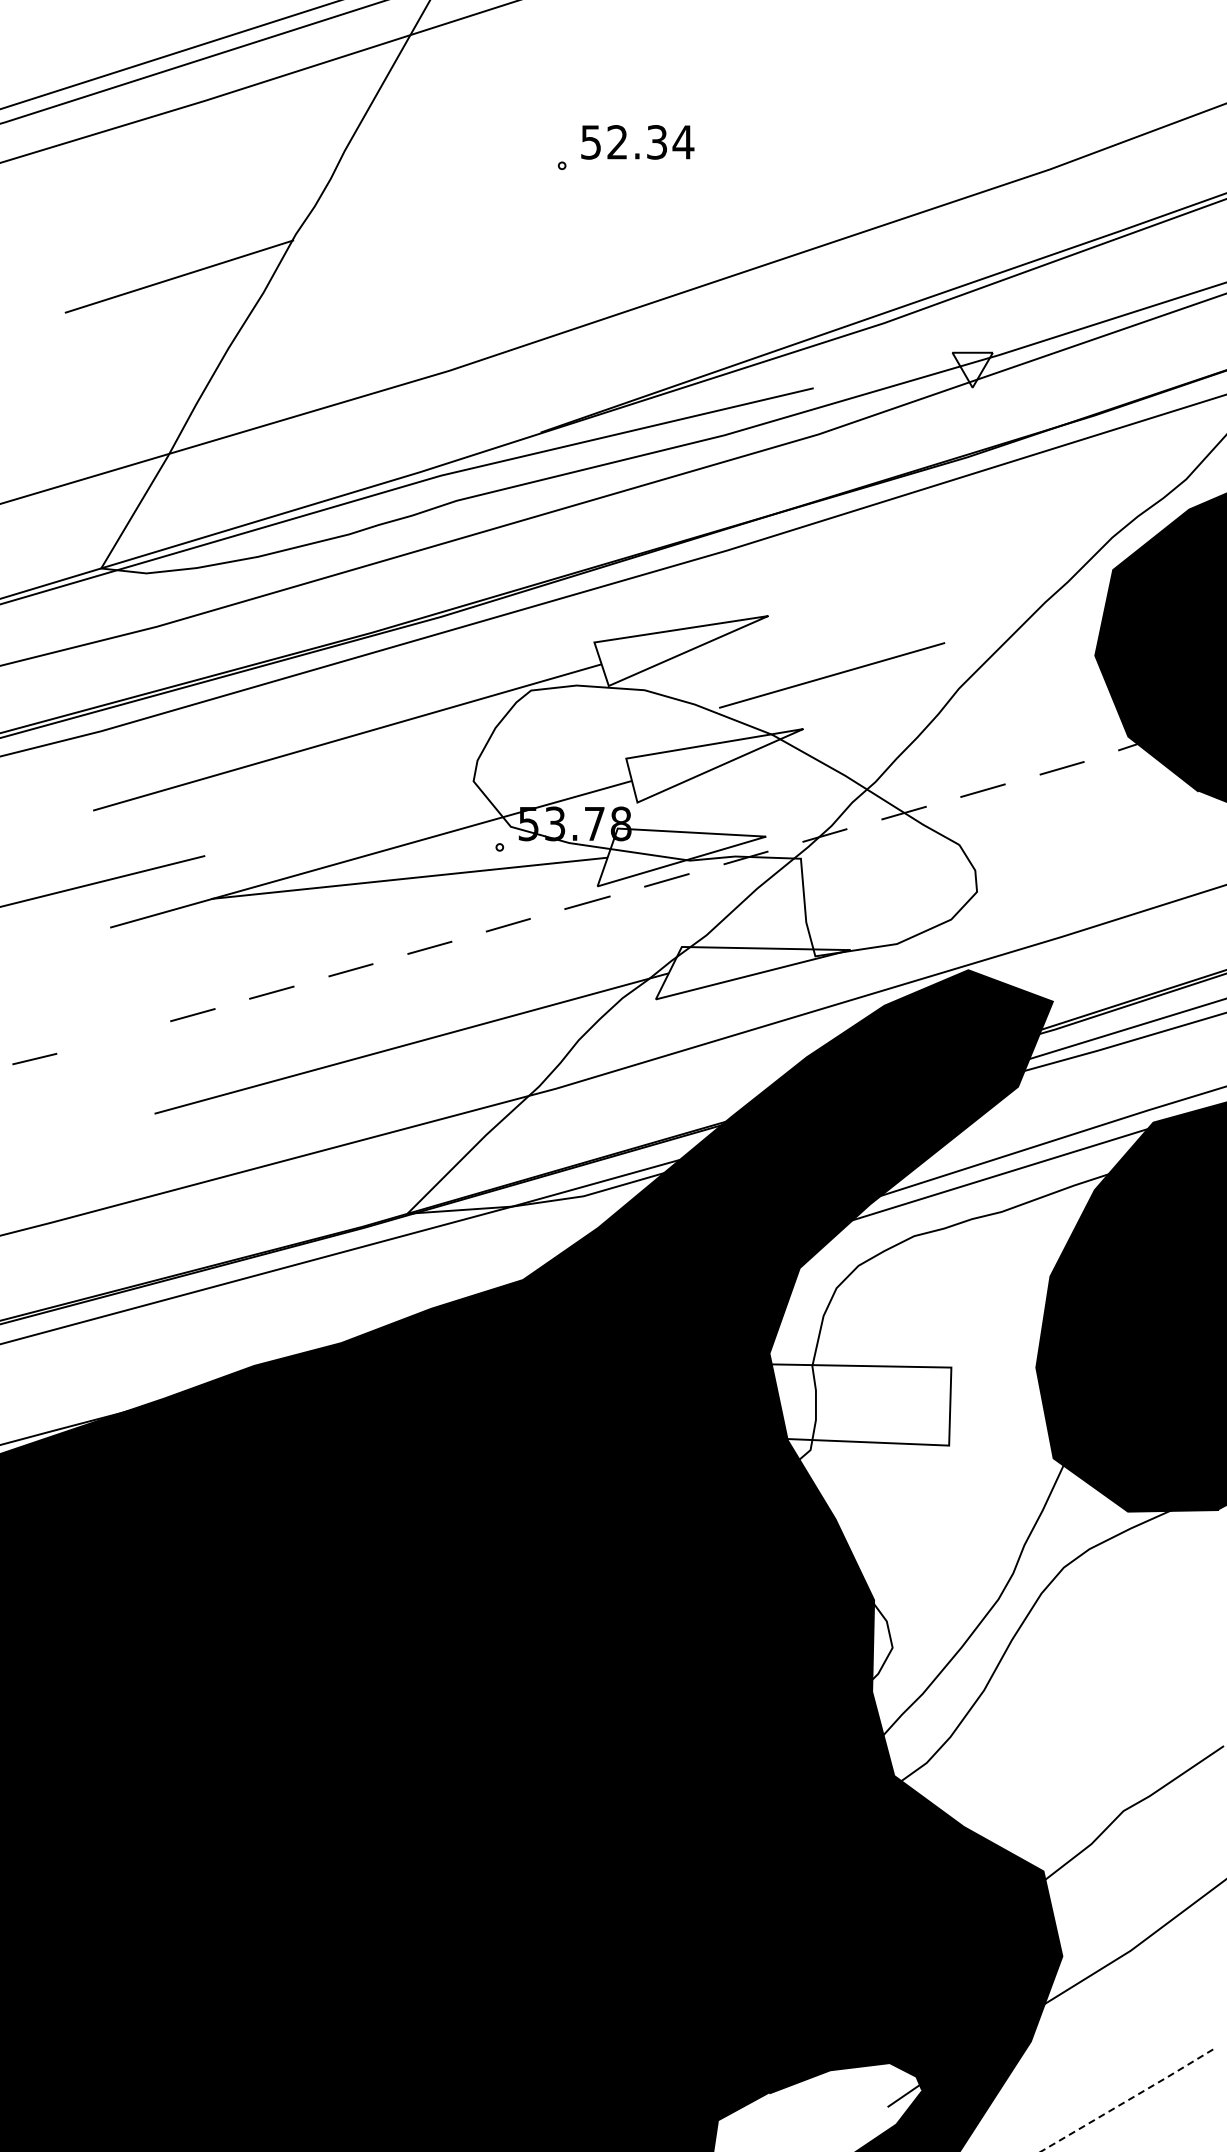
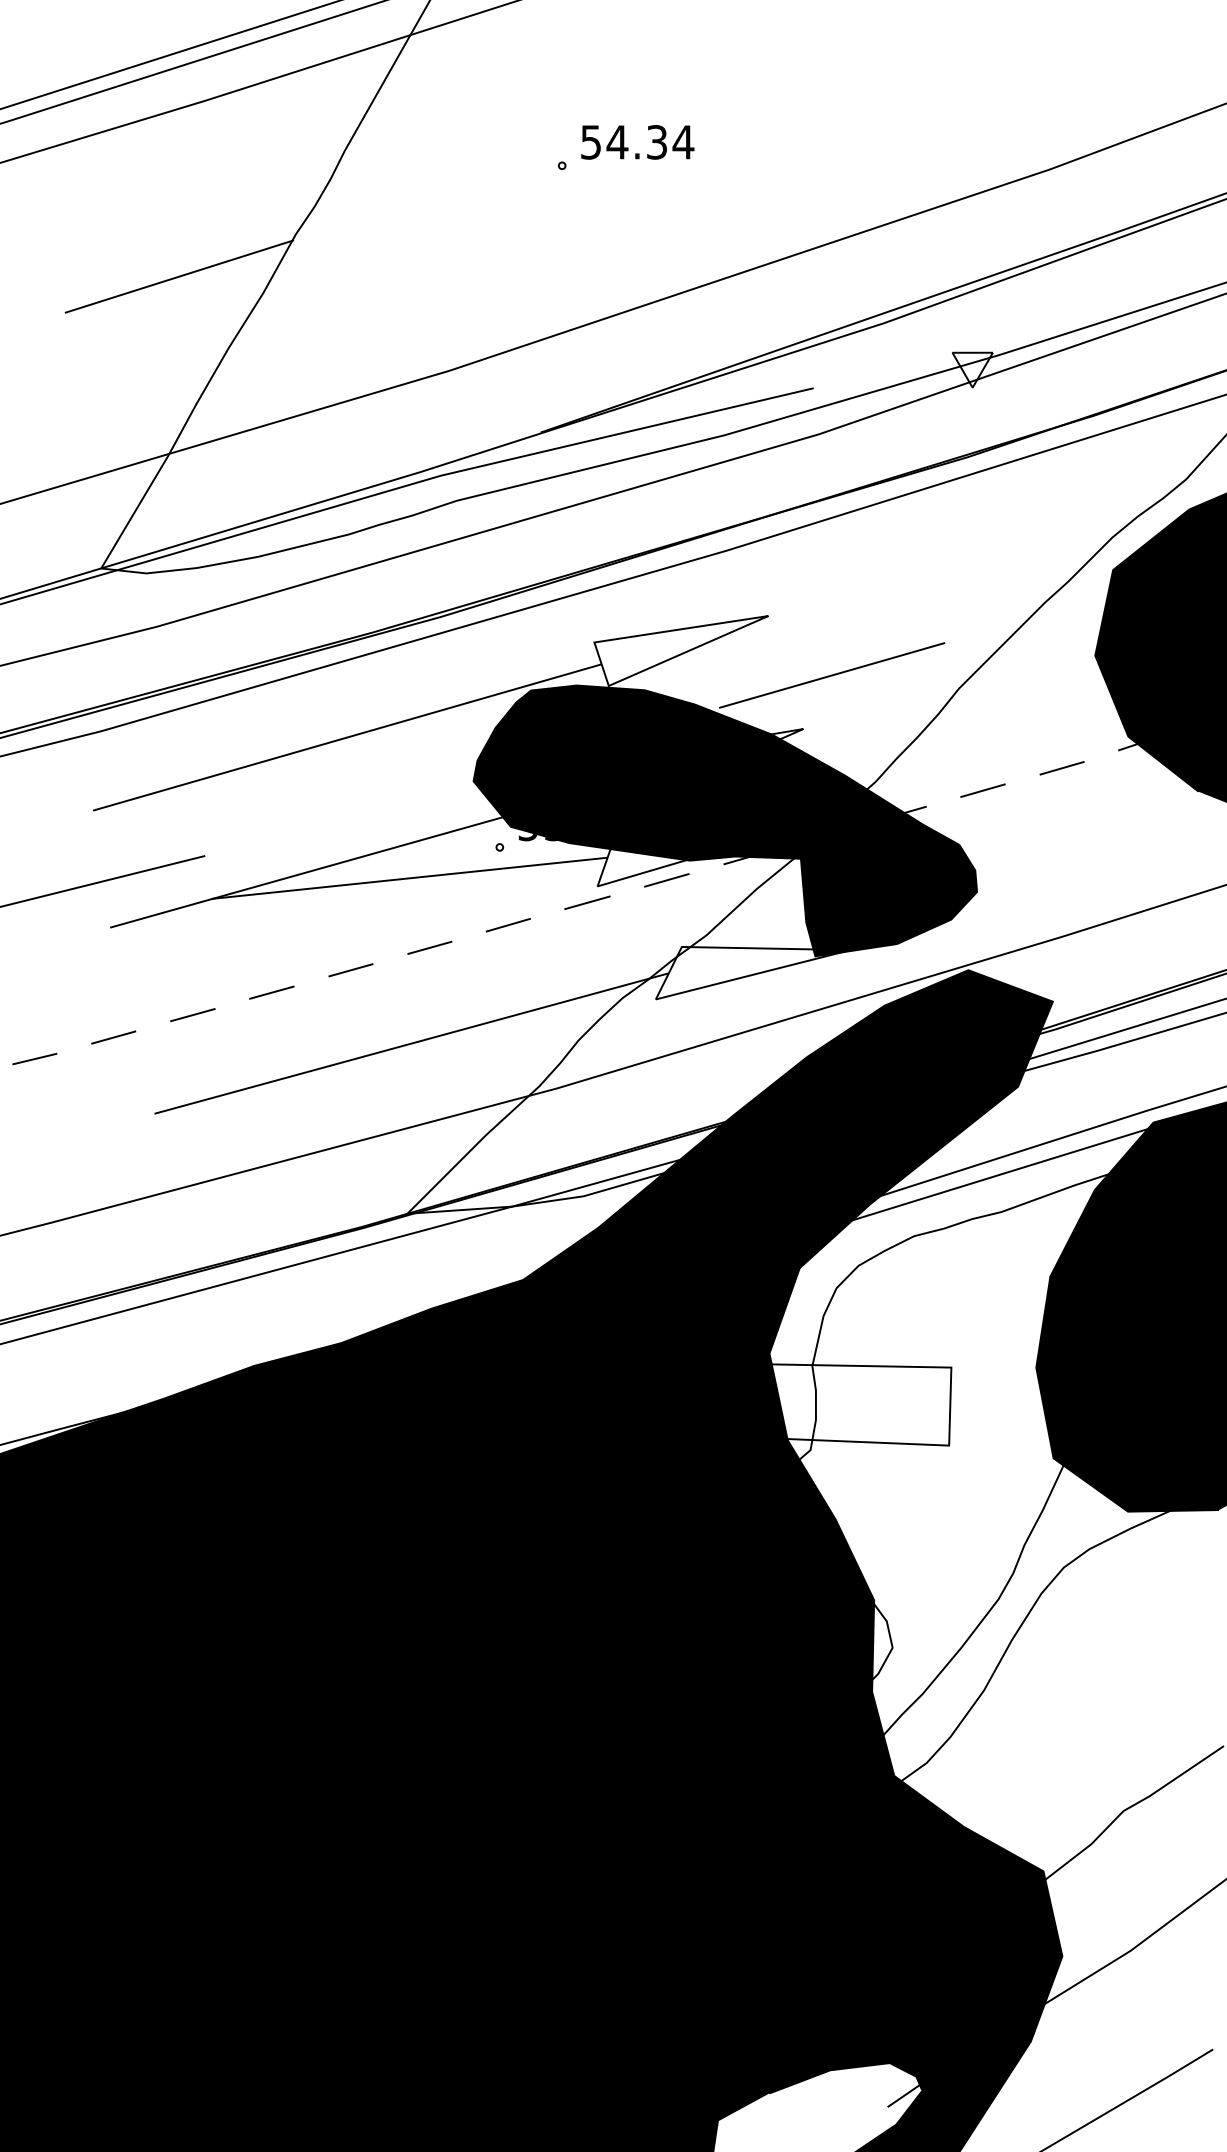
text: 52.34 -> 54.34 (617, 142)
fill: none -> present (725, 820)
line: none -> present (113, 1037)
line: dashed -> solid (1127, 2100)
